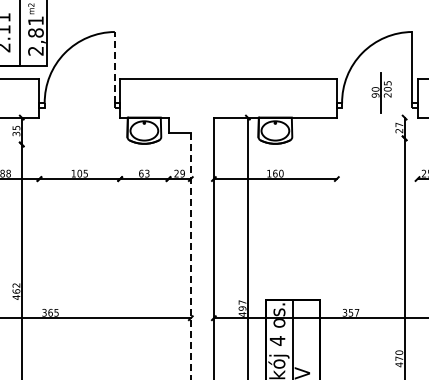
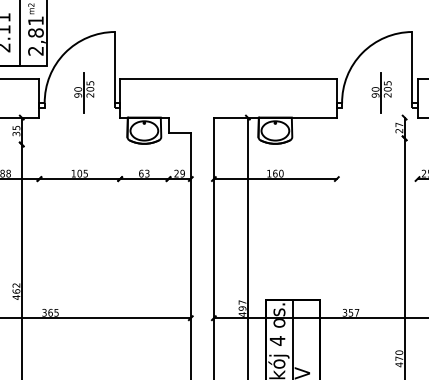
line: dashed -> solid (114, 66)
part: none -> present (84, 92)
line: dashed -> solid (190, 256)
